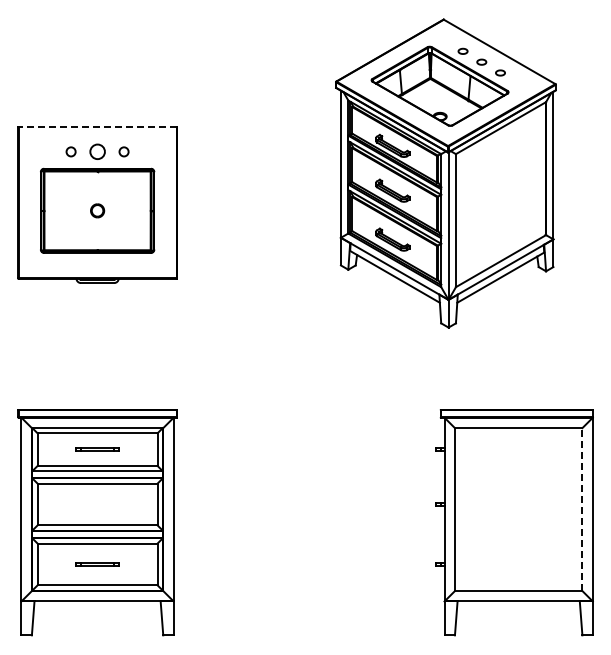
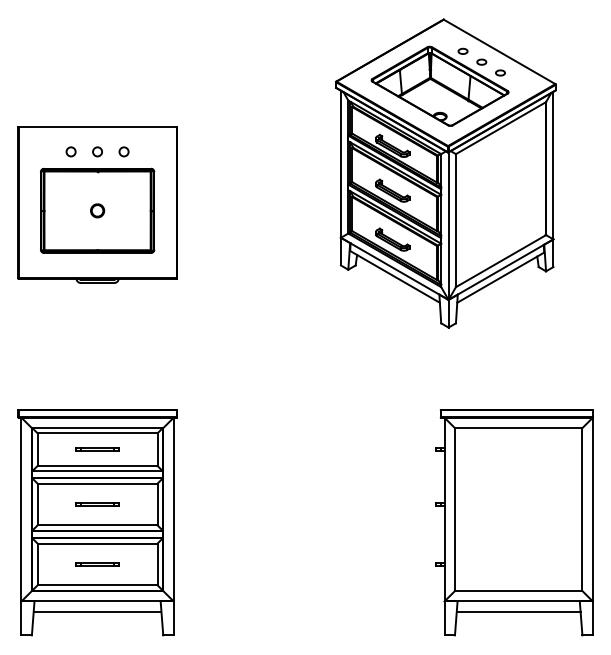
line: dashed -> solid (97, 126)
circle size: 17x17 px -> 11x12 px (97, 151)
line: none -> present (97, 503)
line: dashed -> solid (582, 509)
line: none -> present (97, 611)
line: none -> present (518, 611)
